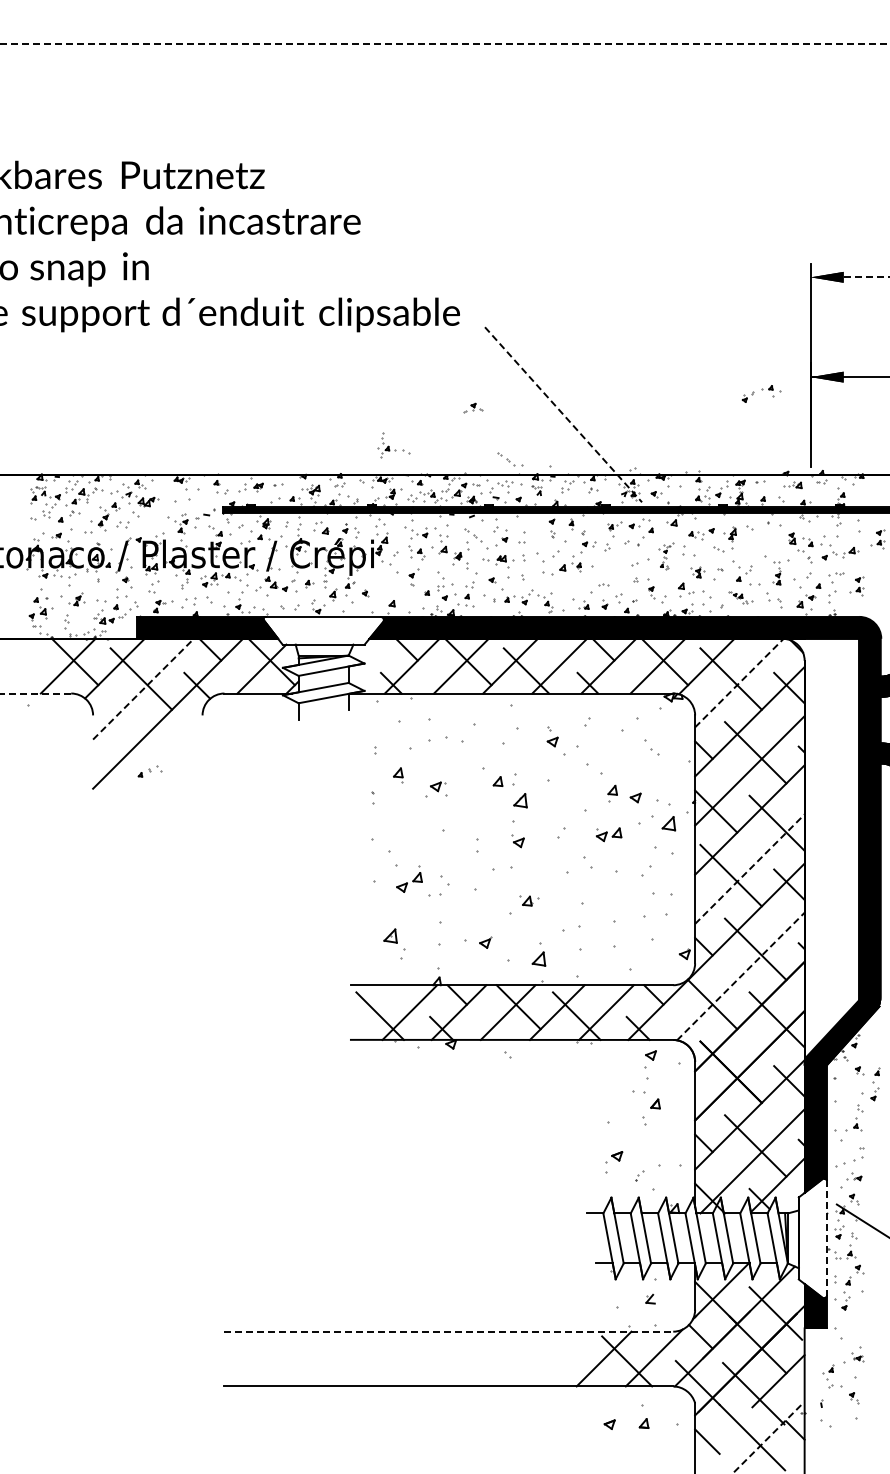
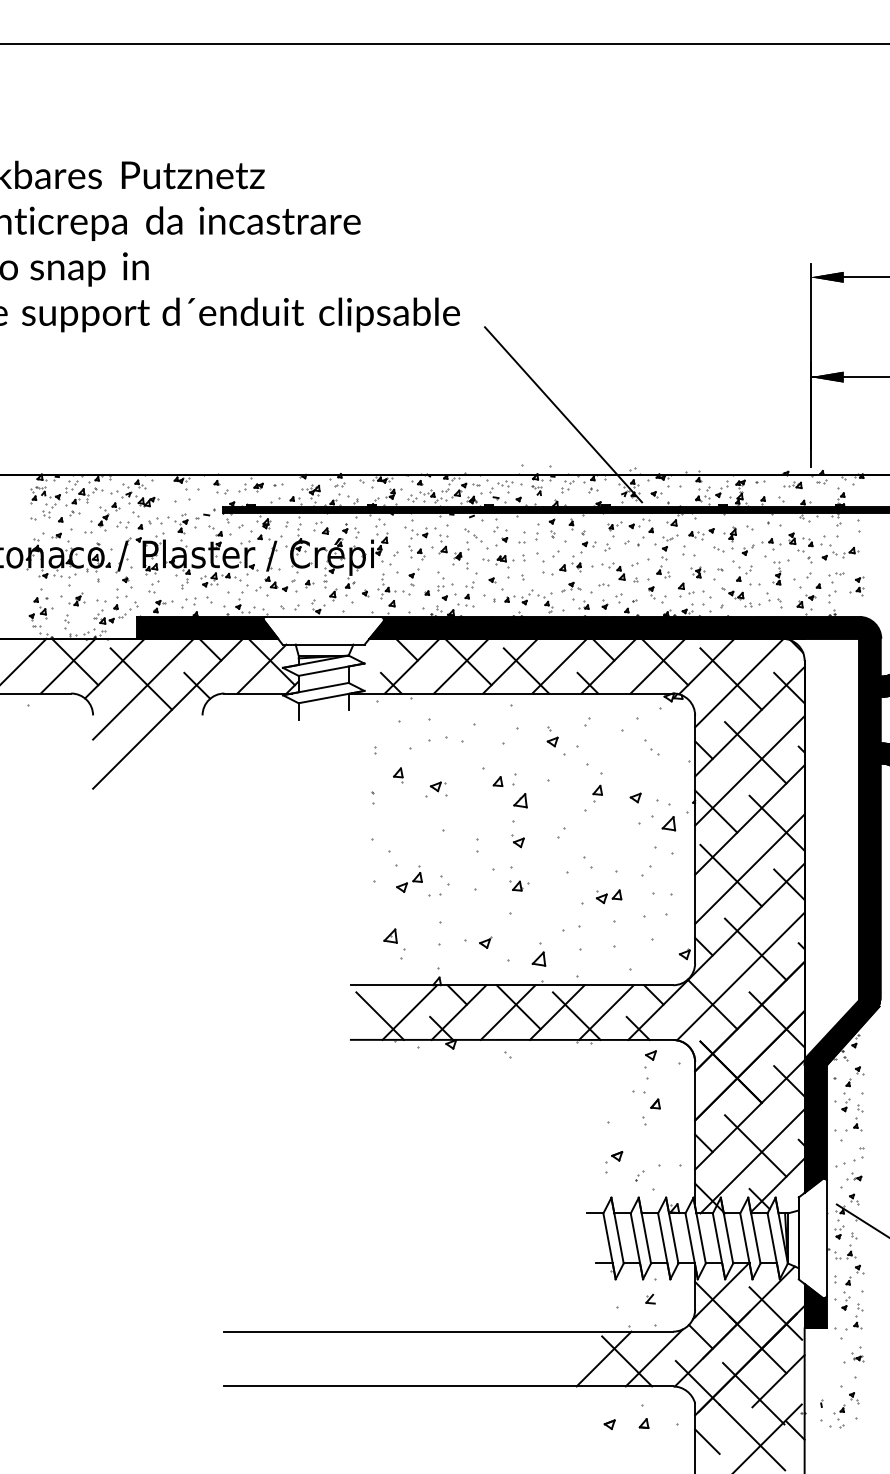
line: dashed -> solid (445, 44)
line: dashed -> solid (866, 277)
part position: (761, 393) -> (761, 546) (761, 546)
part position: (473, 407) -> (571, 586) (571, 586)
line: dashed -> solid (563, 414)
part position: (393, 445) -> (393, 586) (393, 586)
part: present -> none (506, 459)
part: none -> present (537, 531)
part: present -> none (877, 539)
part size: 17x29 px -> 25x45 px (666, 556)
part: none -> present (613, 571)
part size: 26x14 px -> 40x21 px (740, 597)
line: none -> present (24, 660)
line: dashed -> solid (739, 683)
line: dashed -> solid (143, 688)
line: dashed -> solid (35, 693)
part position: (149, 771) -> (149, 523) (149, 523)
part position: (612, 793) -> (597, 793) (597, 793)
part position: (609, 834) -> (609, 896) (609, 896)
line: dashed -> solid (750, 868)
part position: (529, 900) -> (519, 885) (519, 885)
line: dashed -> solid (741, 976)
part position: (875, 1084) -> (846, 1095) (846, 1095)
line: dashed -> solid (826, 1238)
part: none -> present (854, 1316)
line: dashed -> solid (449, 1331)
part position: (828, 1376) -> (839, 1416) (839, 1416)
line: dashed -> solid (767, 1439)
